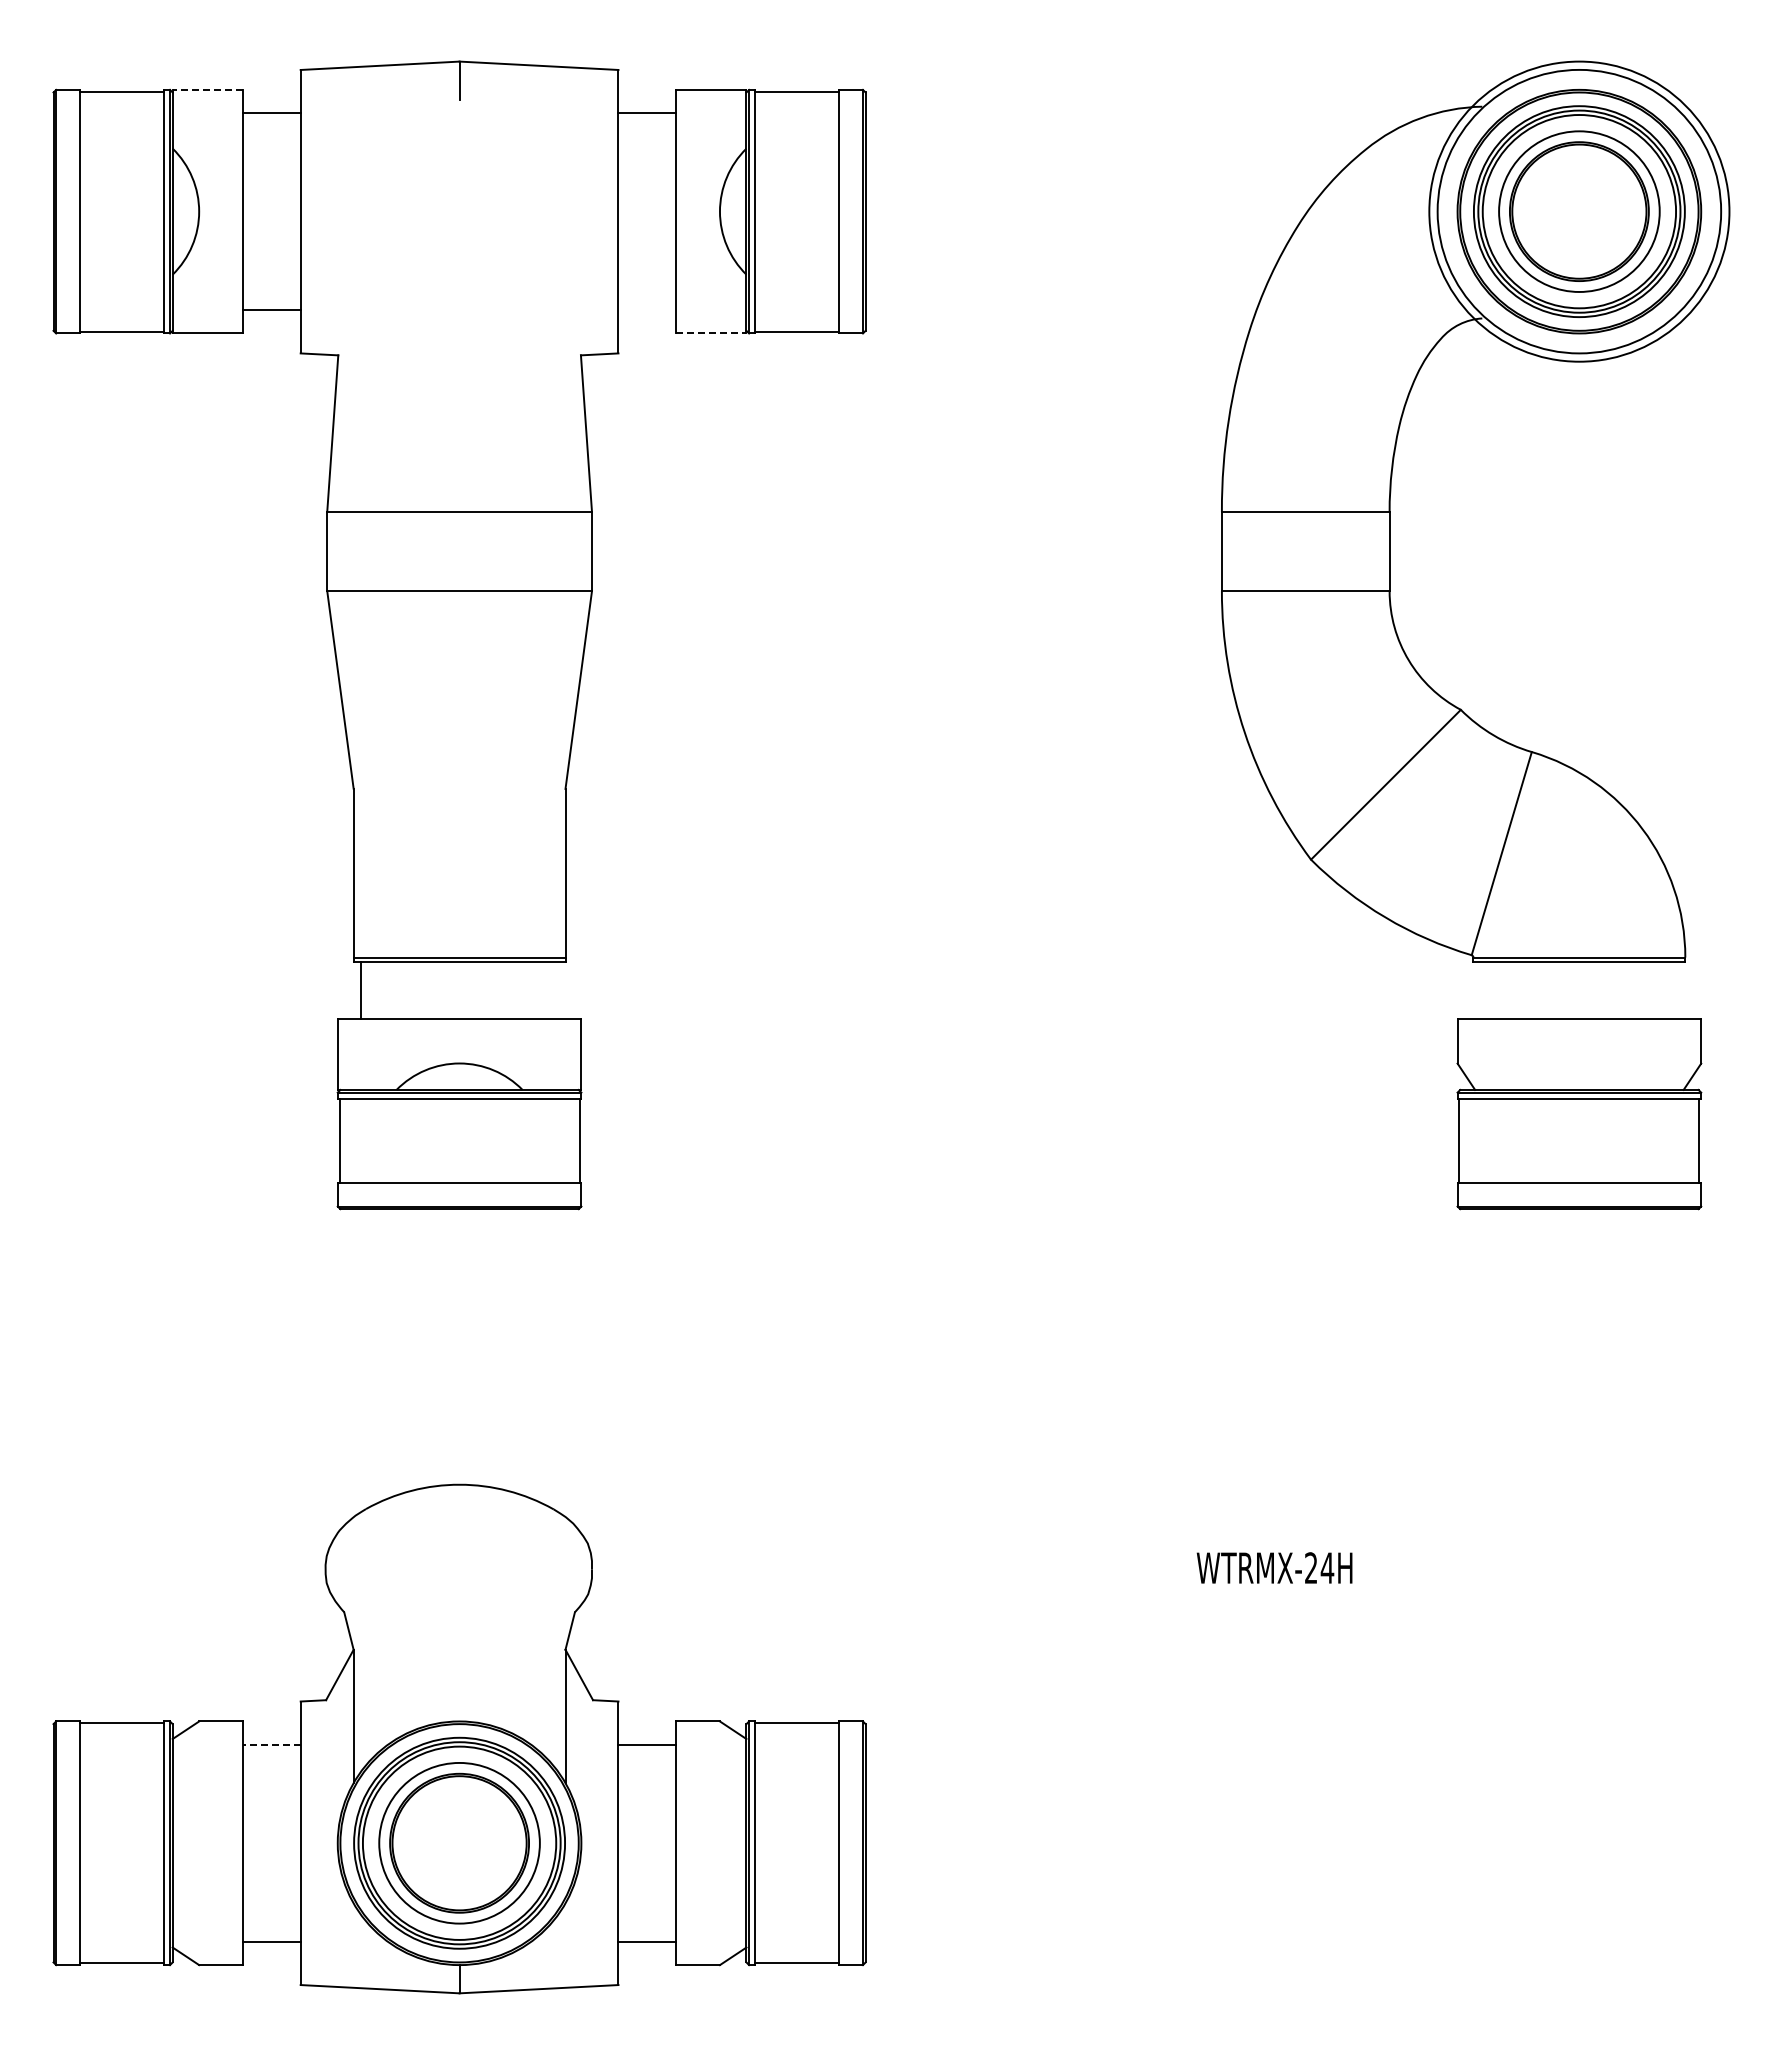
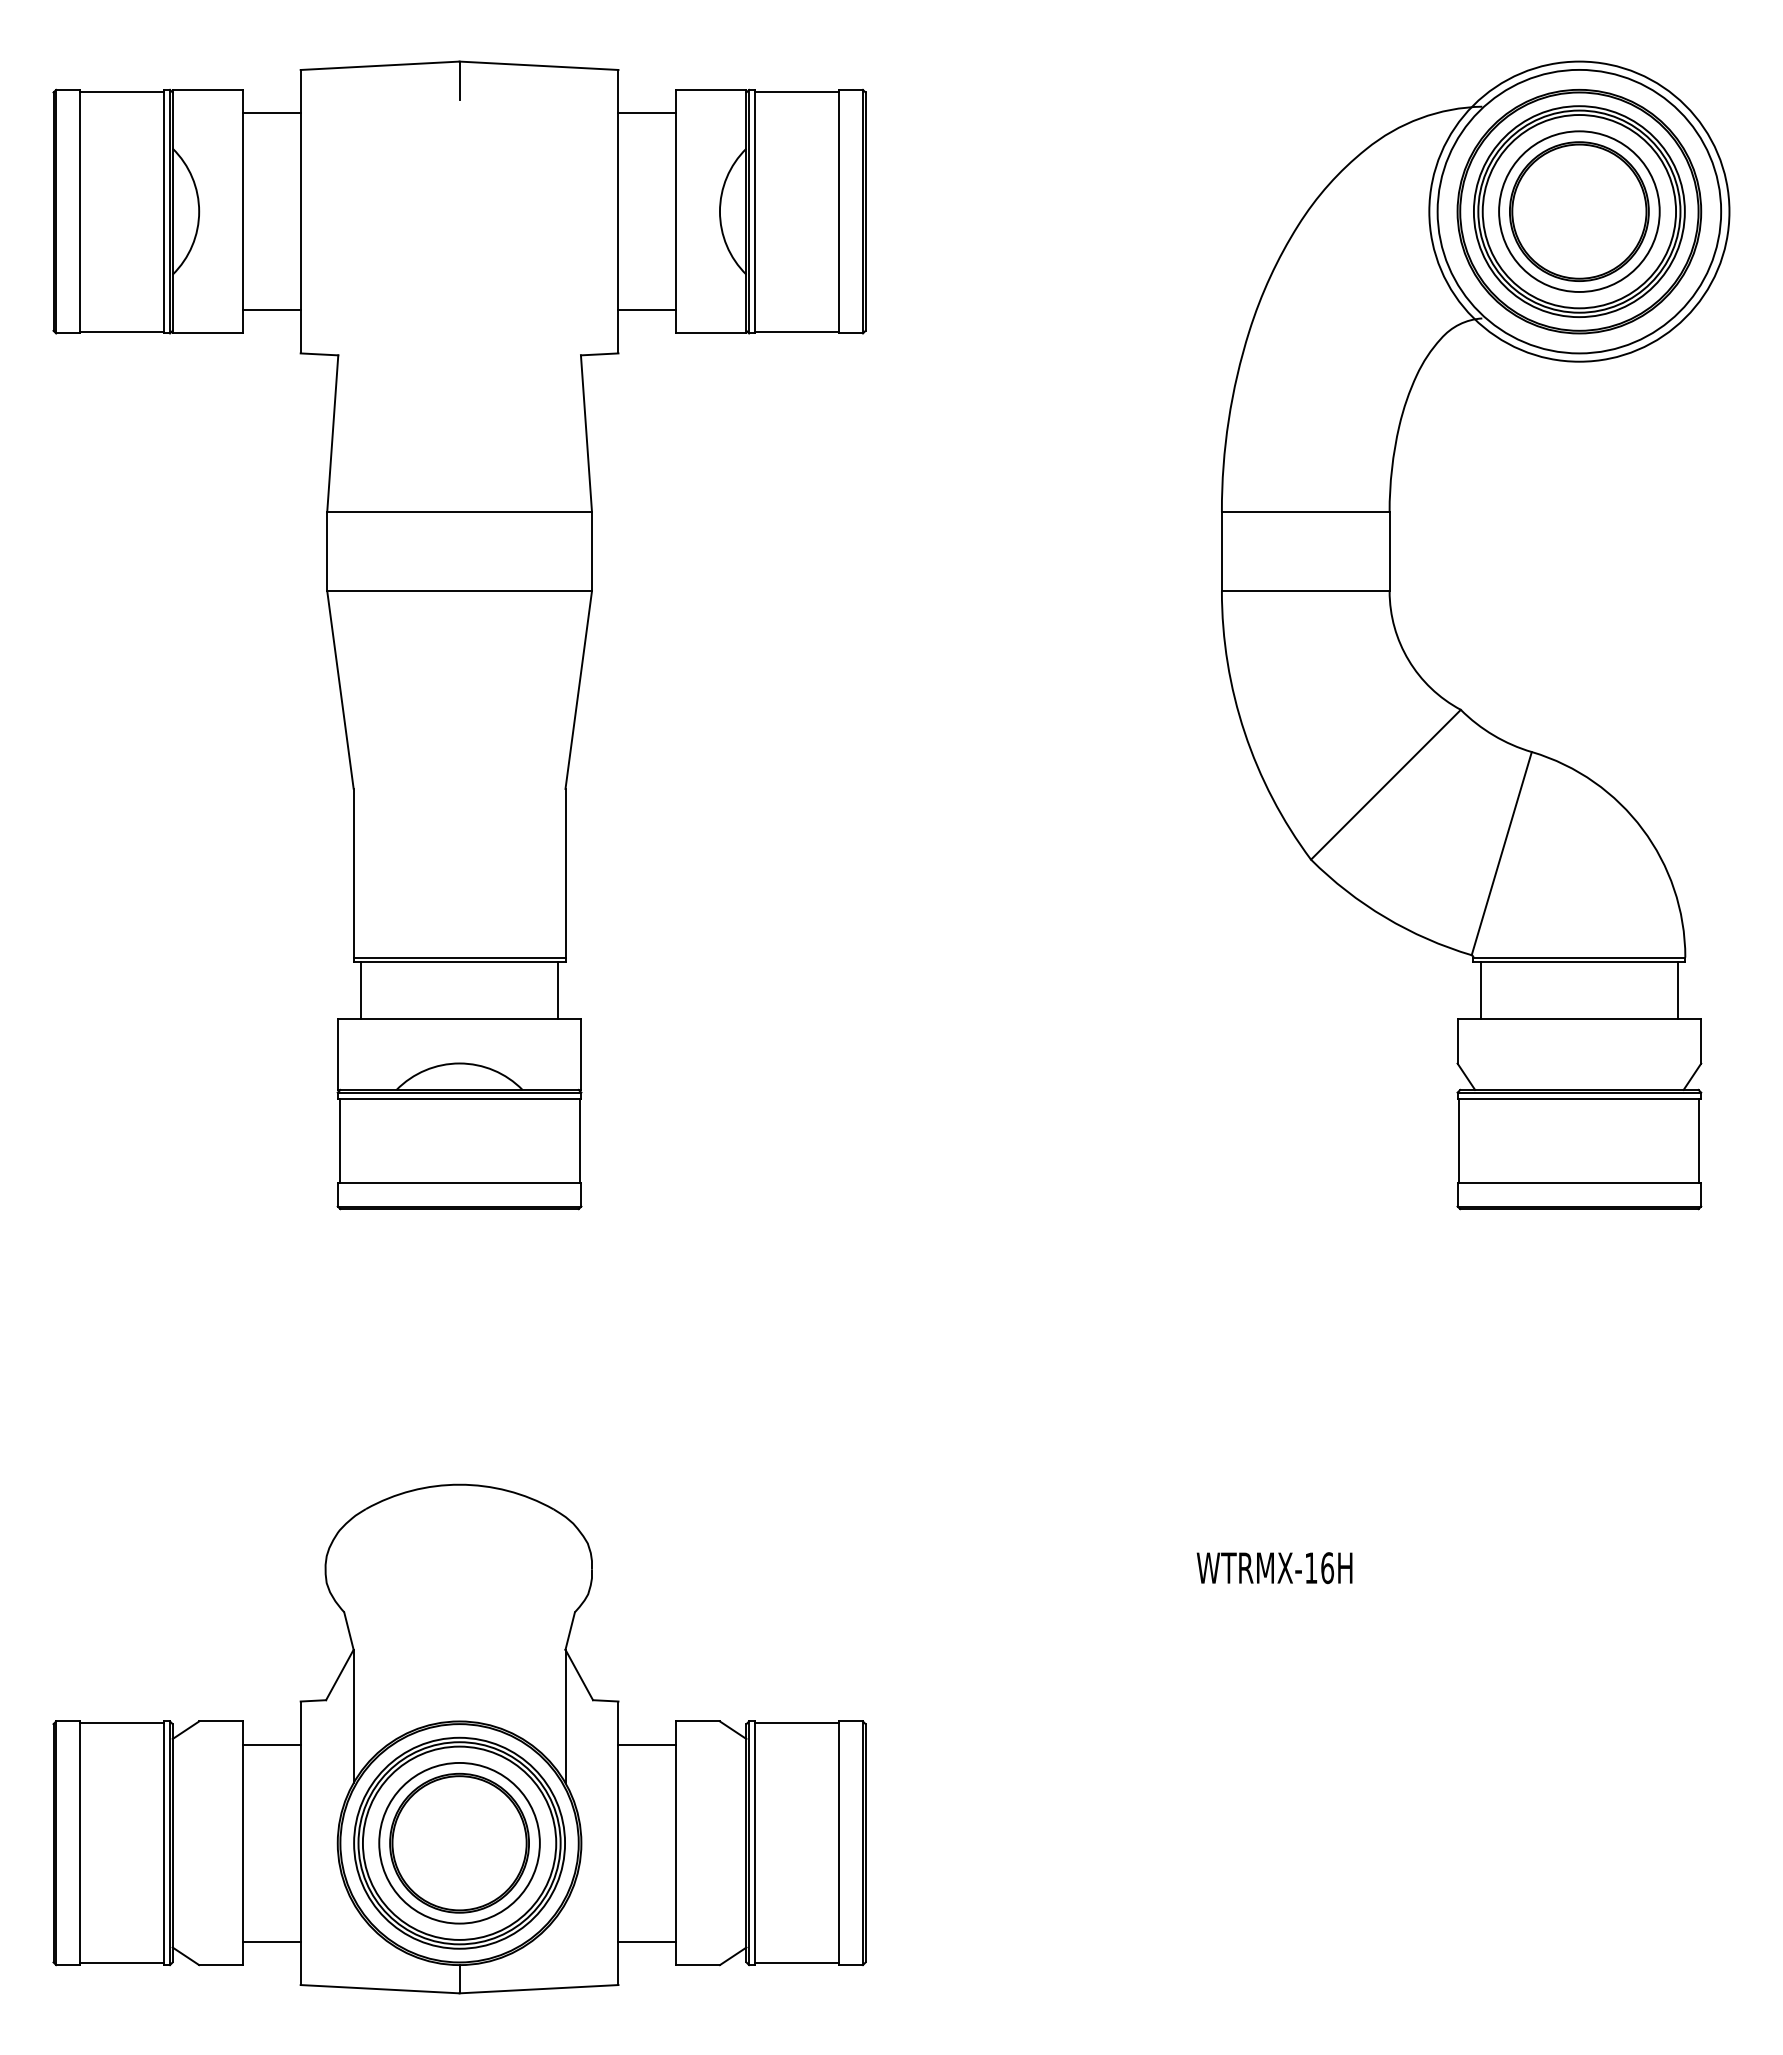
line: dashed -> solid (207, 89)
line: none -> present (646, 310)
line: dashed -> solid (711, 333)
line: none -> present (558, 990)
line: none -> present (1480, 990)
line: none -> present (1677, 990)
text: WTRMX-24H -> WTRMX-16H (1319, 1568)
line: dashed -> solid (272, 1744)
